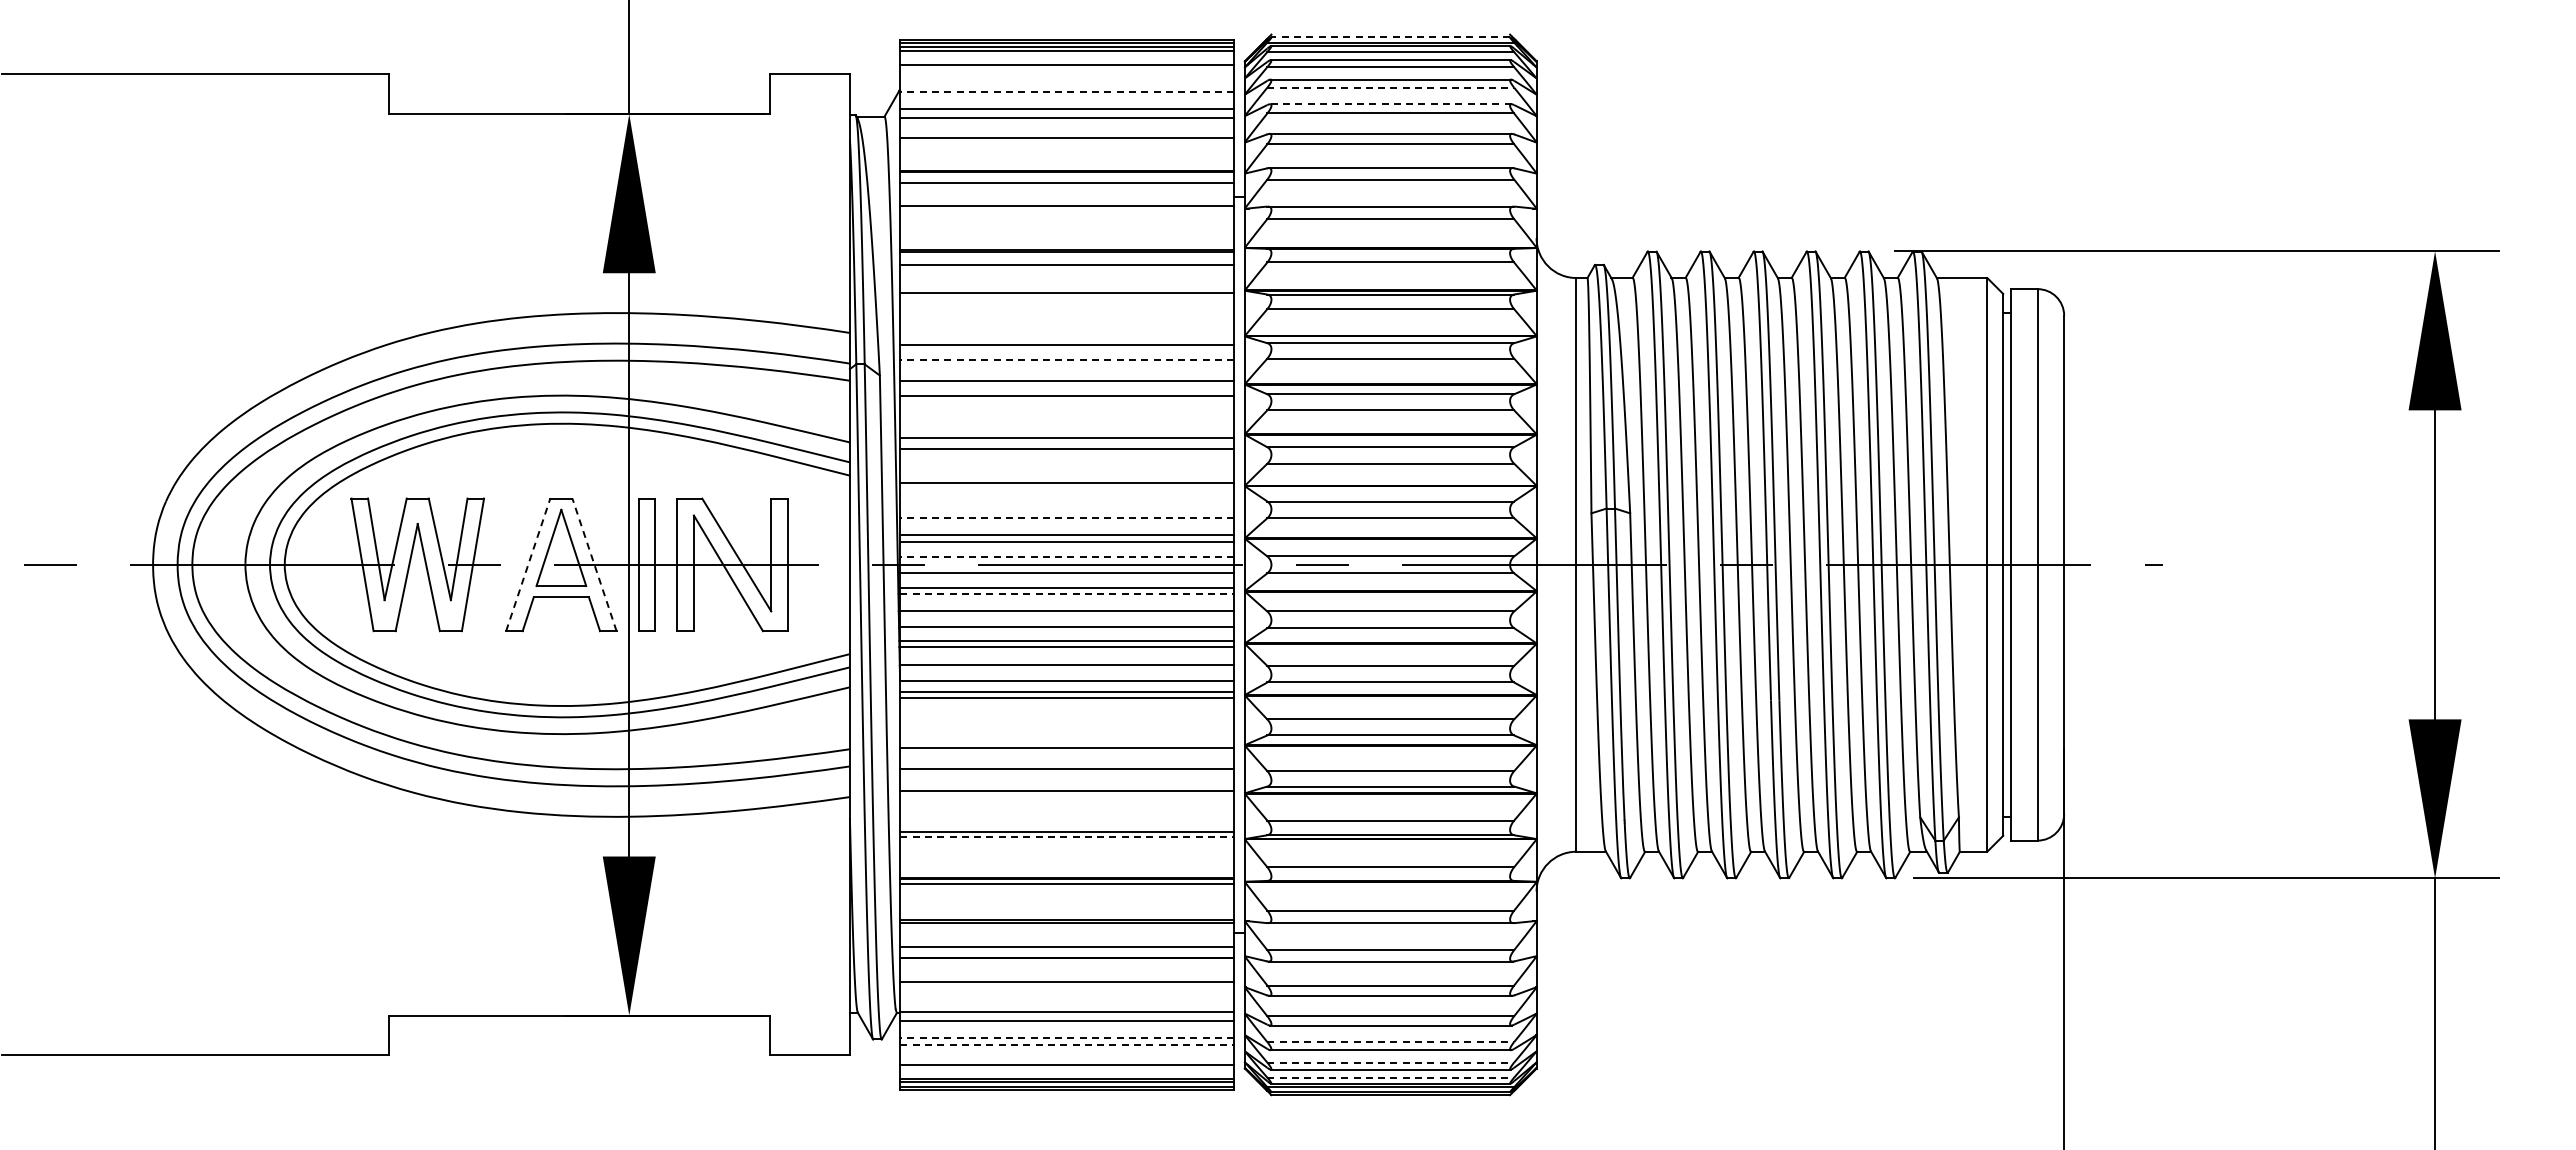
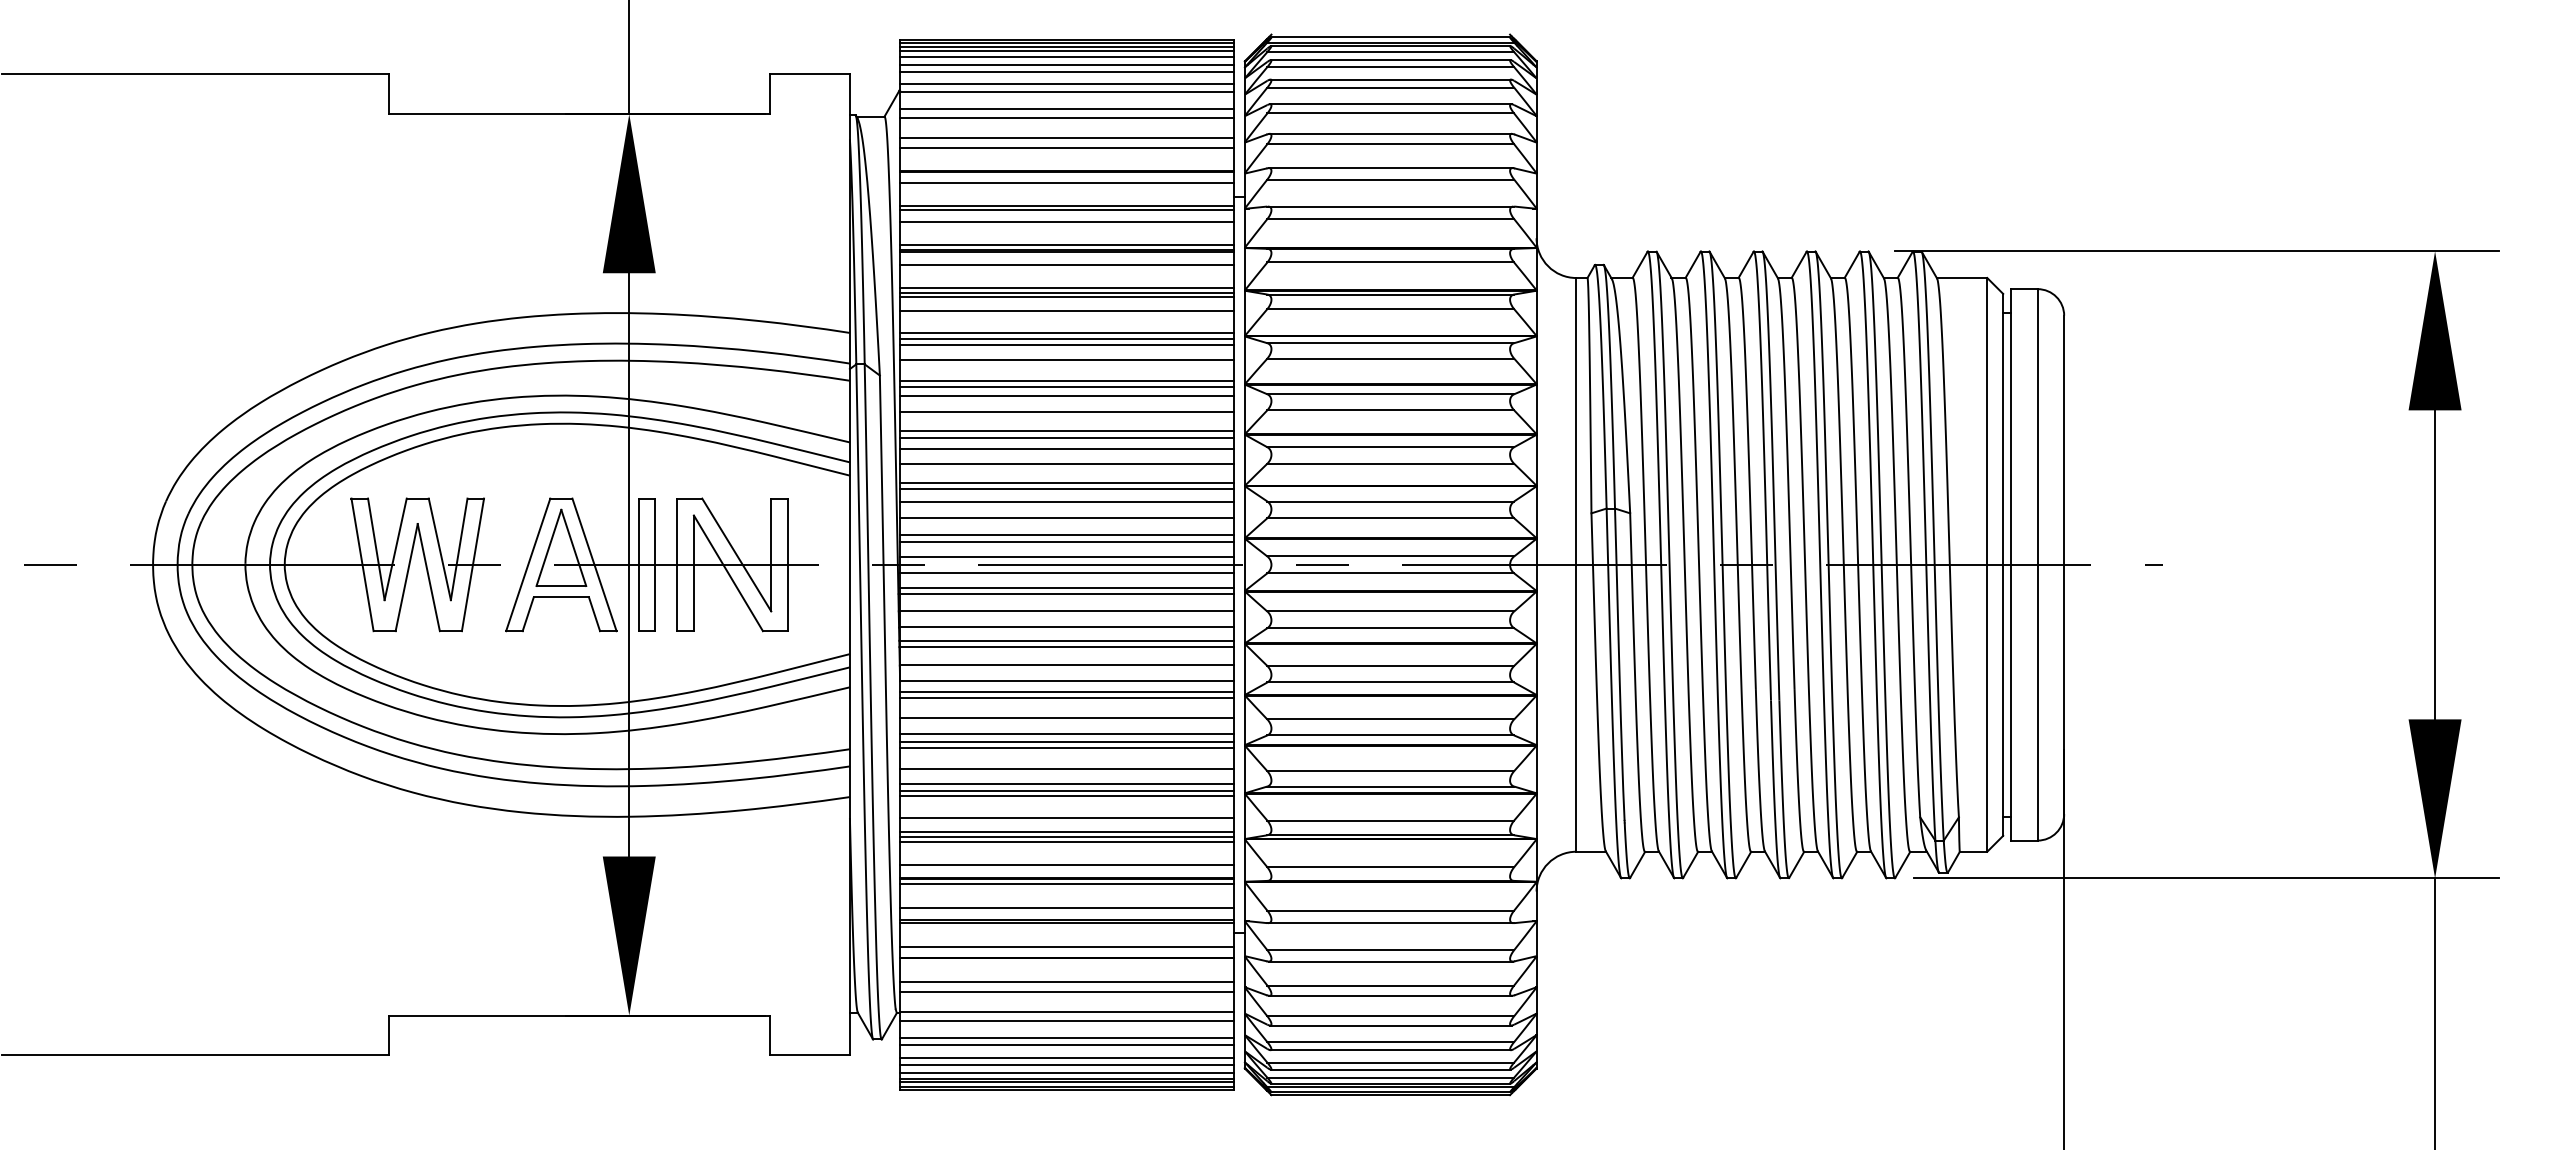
line: dashed -> solid (1390, 37)
line: none -> present (1067, 56)
line: none -> present (1067, 71)
line: none -> present (1067, 84)
line: dashed -> solid (1391, 87)
line: dashed -> solid (1066, 92)
line: dashed -> solid (1390, 104)
line: none -> present (1067, 148)
line: none -> present (1067, 210)
line: none -> present (1067, 222)
line: none -> present (1067, 245)
line: none -> present (1067, 287)
line: none -> present (1067, 297)
line: none -> present (1067, 311)
line: none -> present (1067, 333)
line: none -> present (1067, 339)
line: dashed -> solid (1066, 360)
line: none -> present (1067, 387)
line: none -> present (1067, 411)
line: none -> present (1067, 431)
line: none -> present (1067, 464)
line: none -> present (1067, 489)
line: none -> present (1067, 502)
line: dashed -> solid (1066, 518)
line: dashed -> solid (1066, 556)
line: dashed -> solid (528, 564)
line: dashed -> solid (594, 564)
line: dashed -> solid (1067, 594)
line: none -> present (1067, 718)
line: none -> present (1067, 733)
line: none -> present (1067, 742)
line: none -> present (1067, 784)
line: none -> present (1067, 796)
line: none -> present (1067, 818)
line: dashed -> solid (1067, 836)
line: none -> present (1067, 841)
line: none -> present (1067, 864)
line: none -> present (1067, 907)
line: none -> present (1067, 991)
line: dashed -> solid (1066, 1037)
line: dashed -> solid (1391, 1042)
line: dashed -> solid (1067, 1045)
line: none -> present (1067, 1058)
line: dashed -> solid (1391, 1062)
line: none -> present (1067, 1072)
line: dashed -> solid (1391, 1077)
